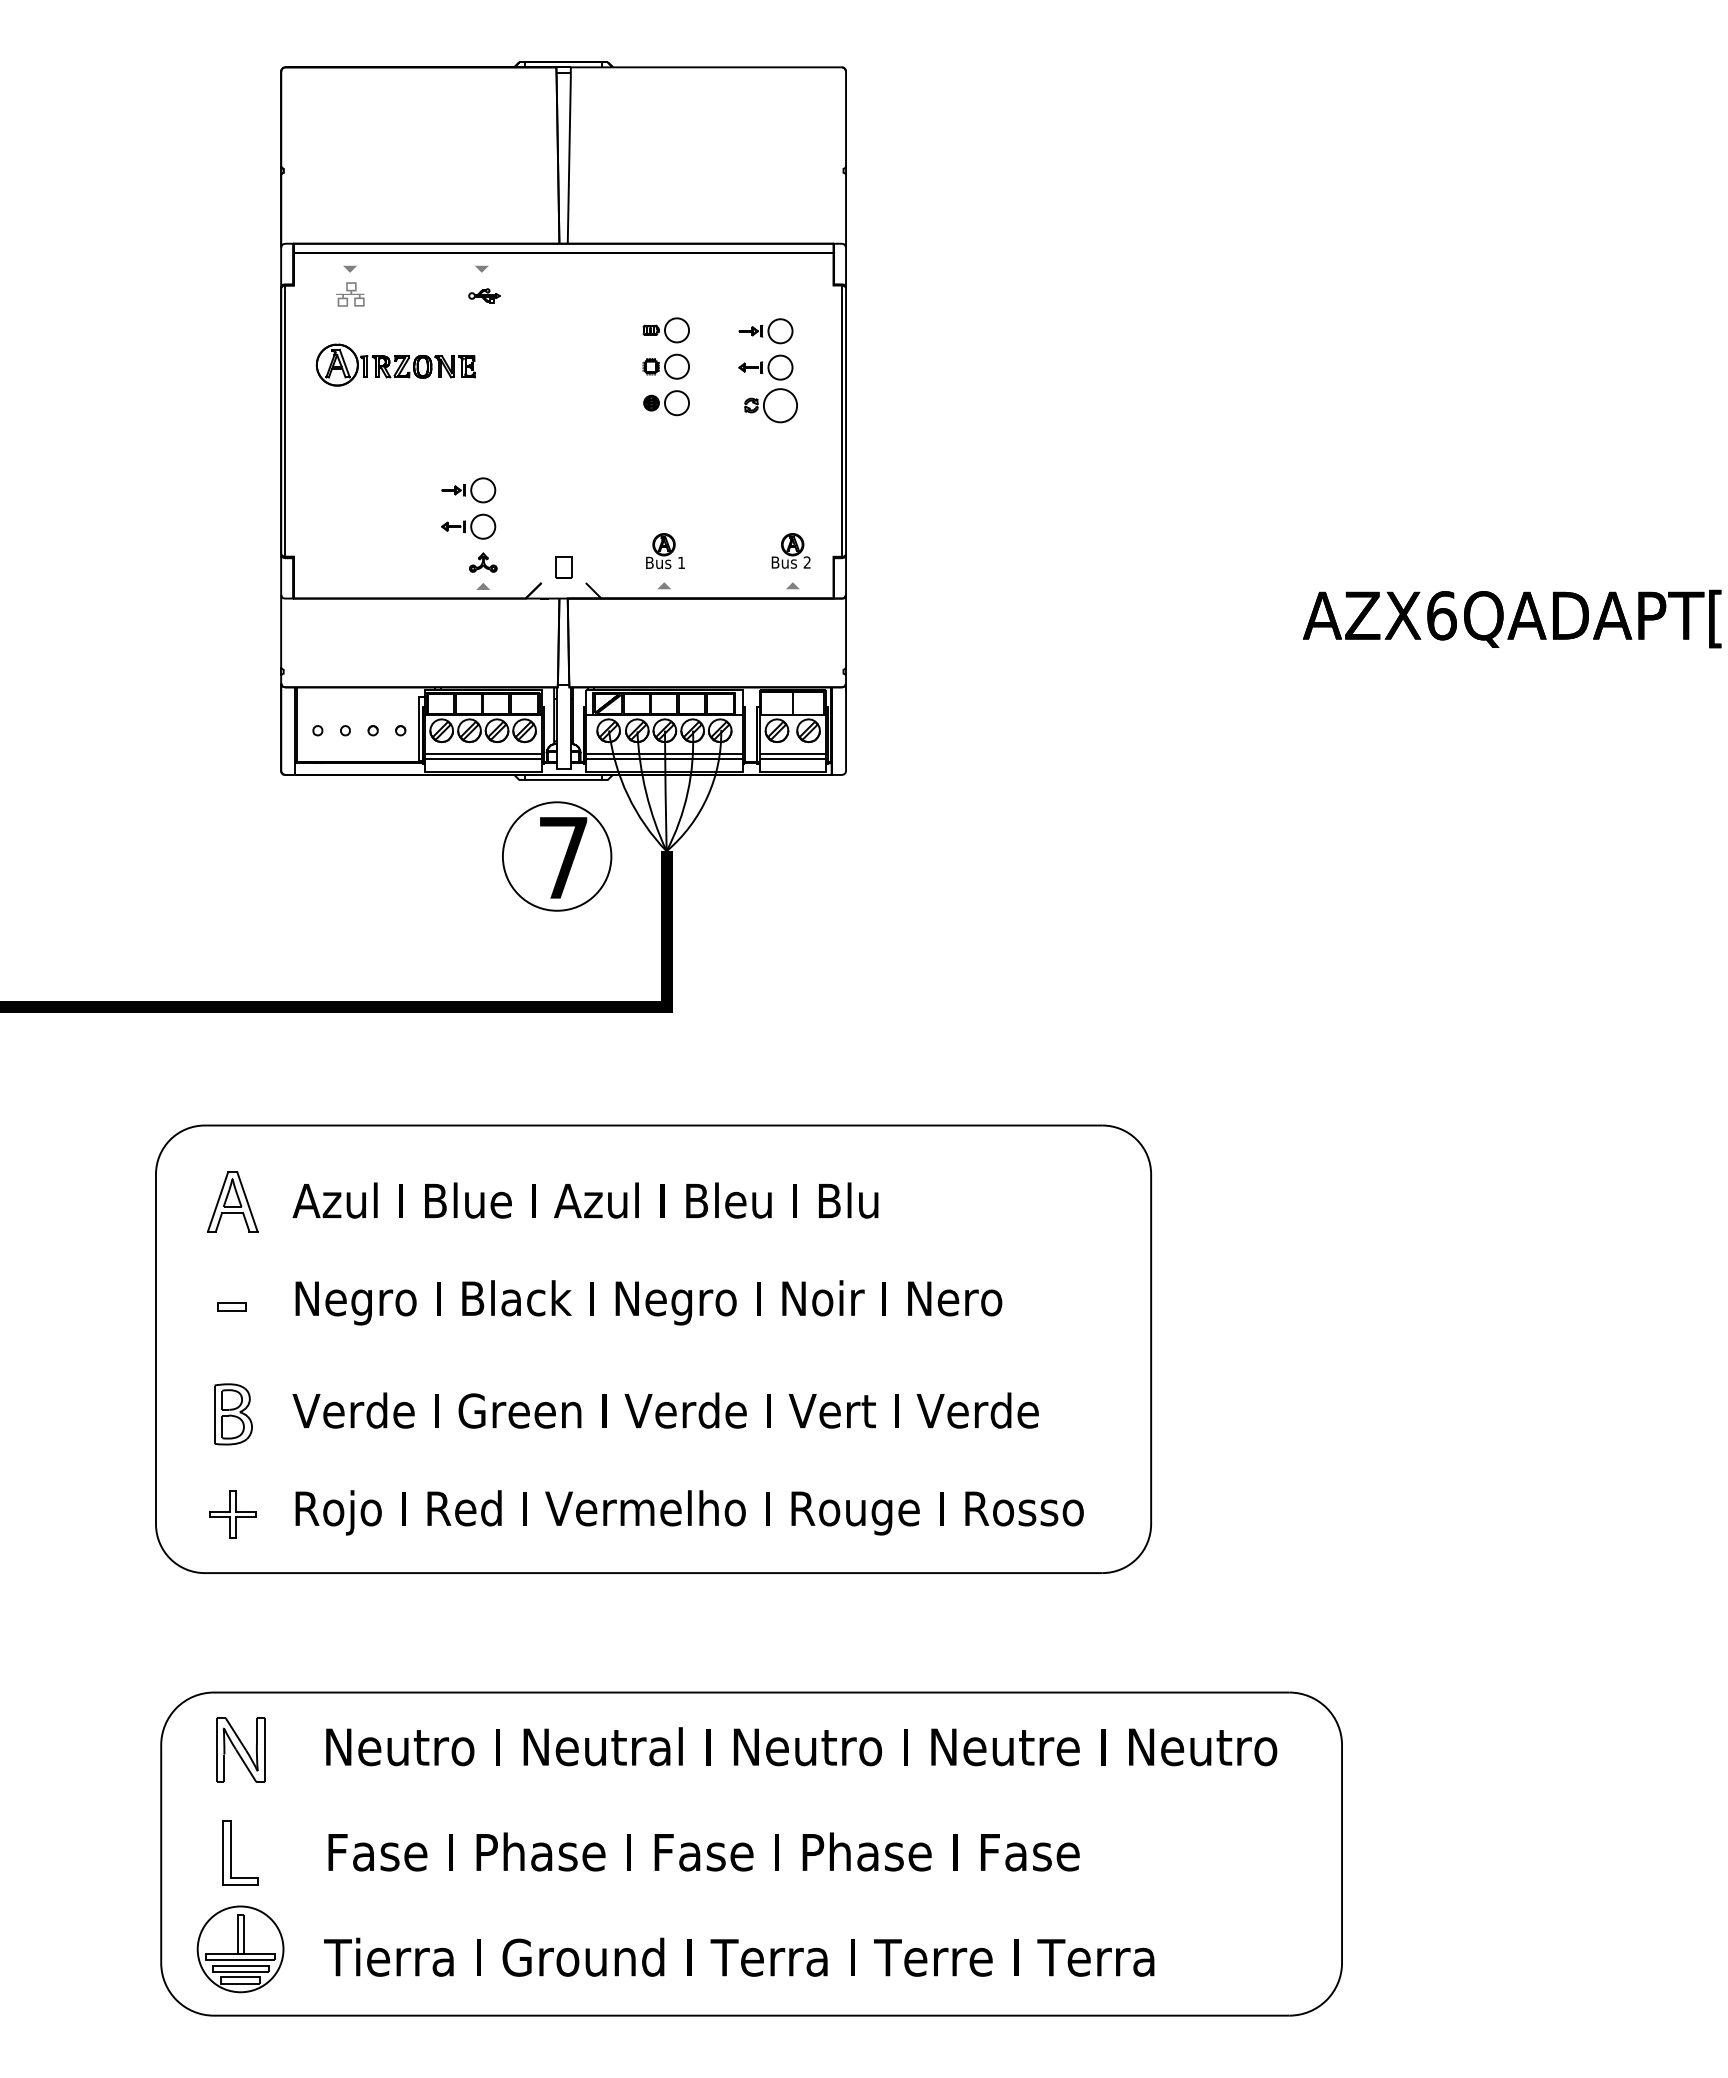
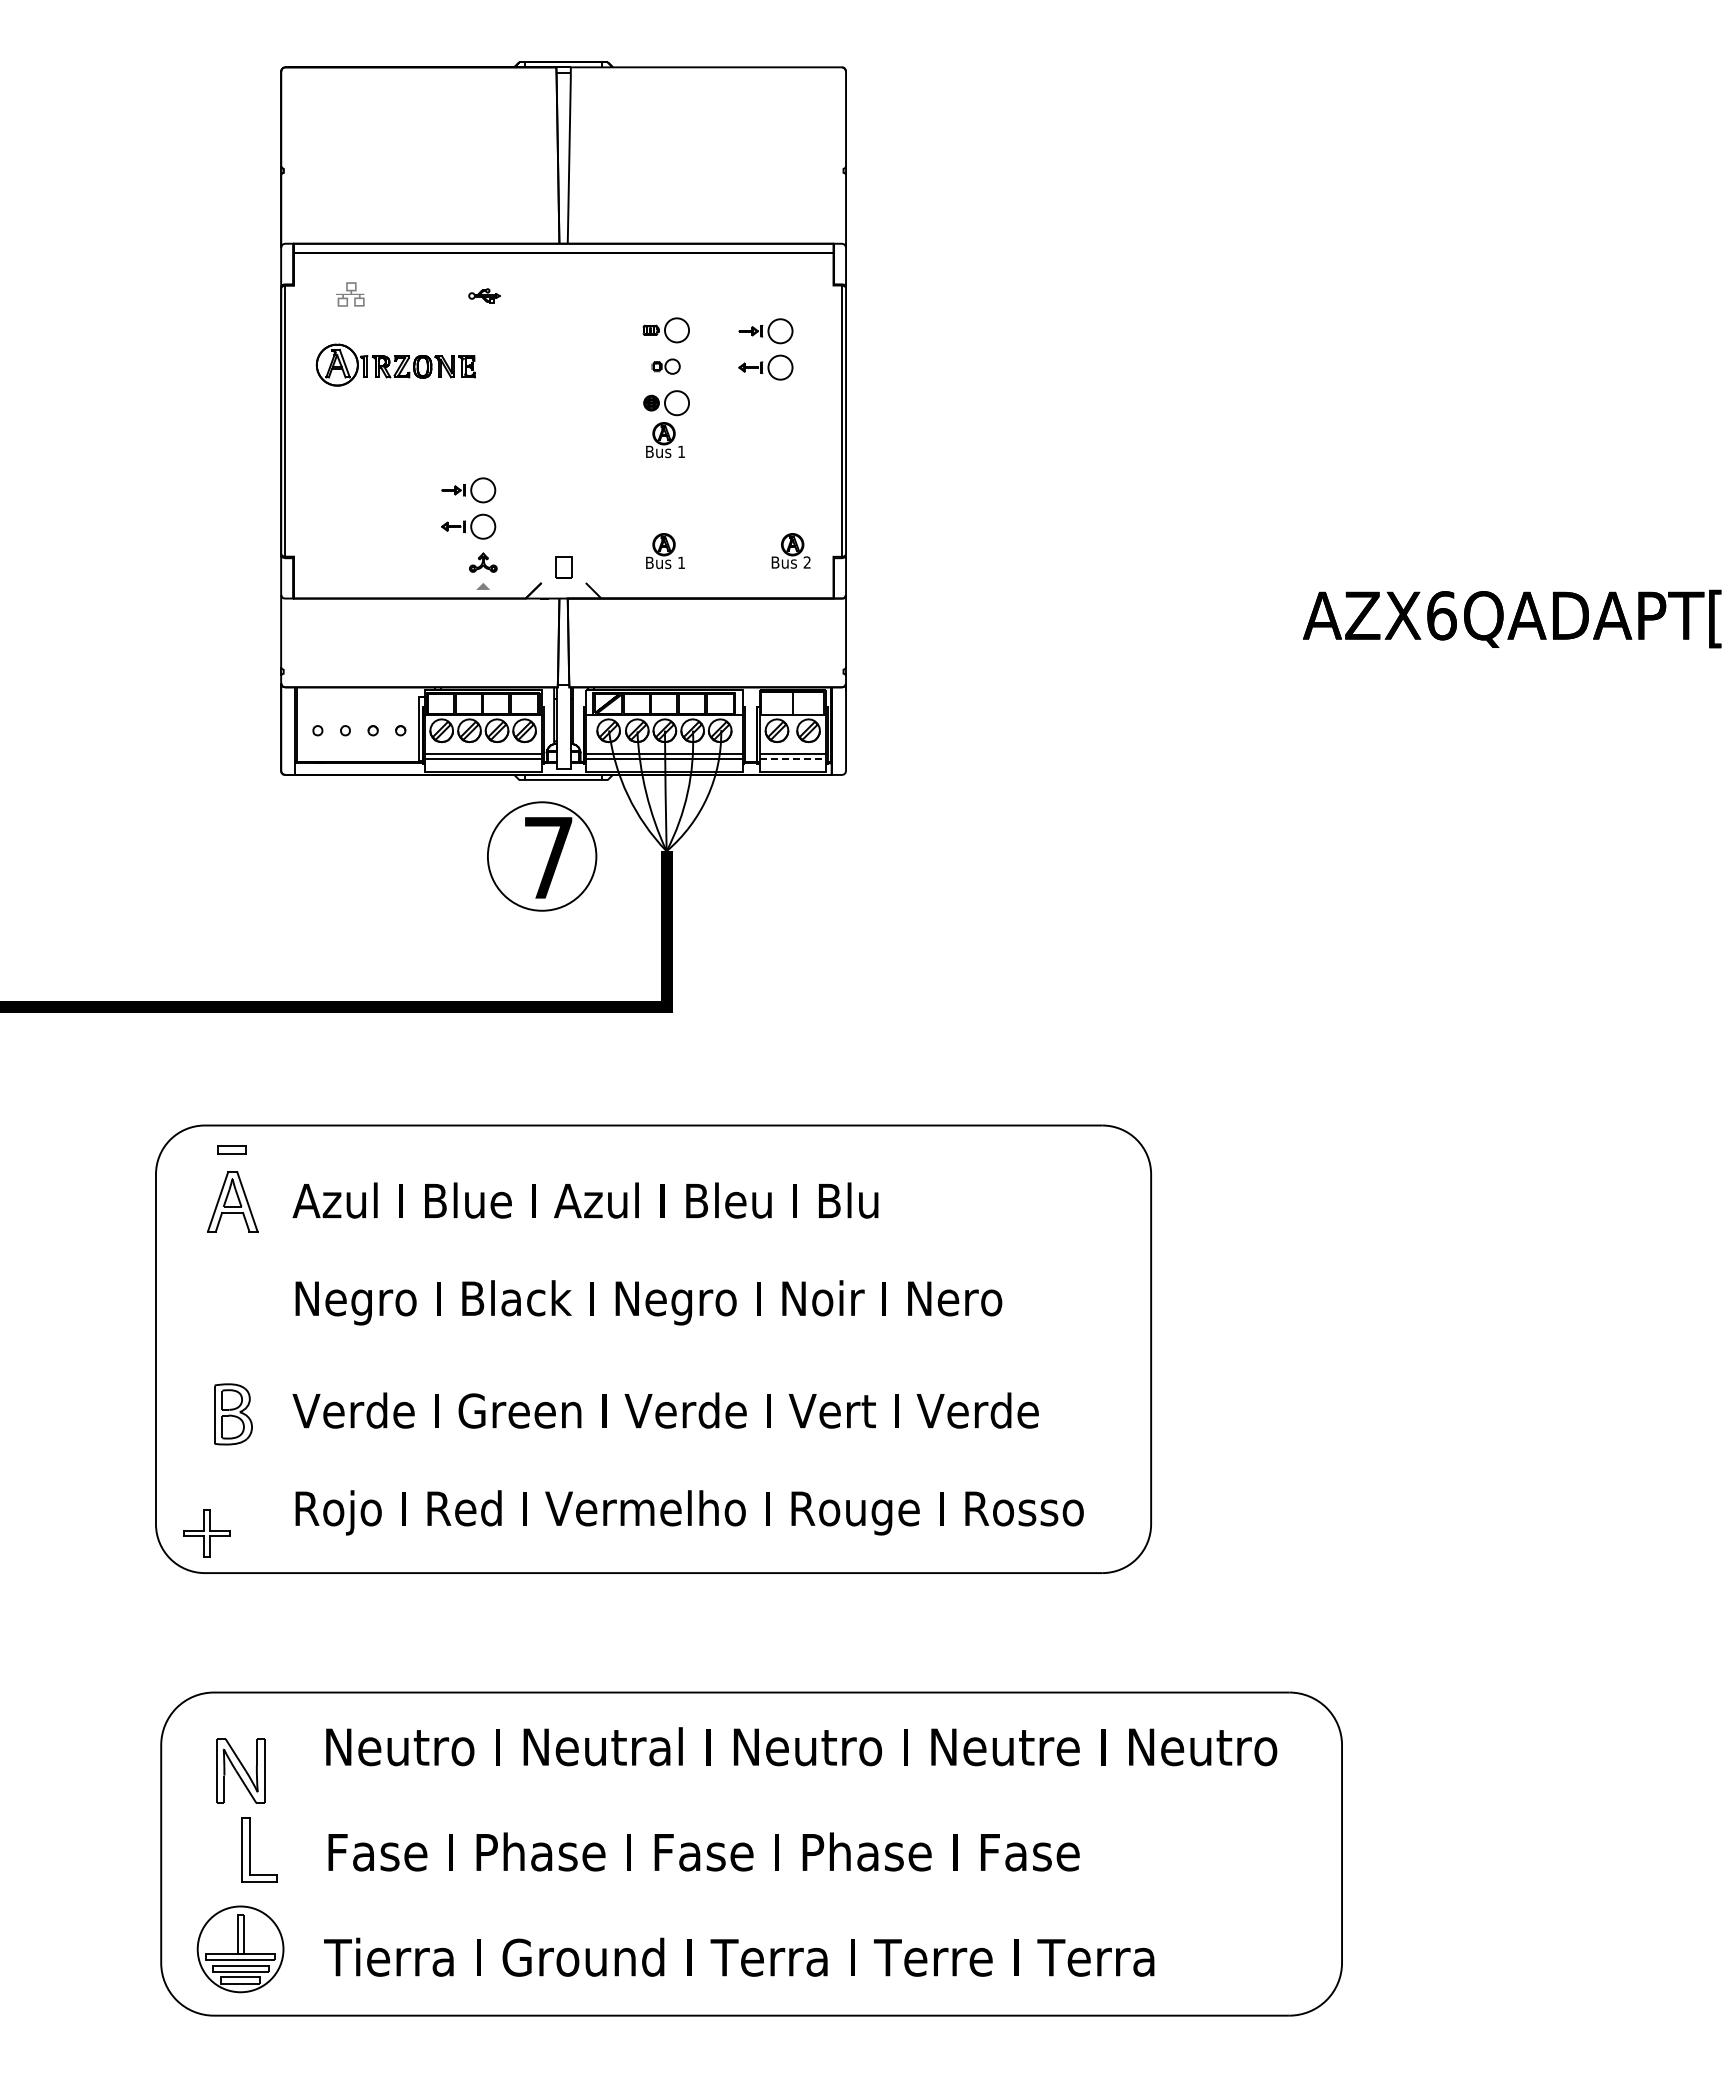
fill: present -> none (350, 268)
fill: present -> none (481, 268)
part size: 48x27 px -> 30x17 px (665, 366)
part: present -> none (770, 405)
part: none -> present (665, 440)
fill: present -> none (664, 585)
fill: present -> none (792, 585)
line: solid -> dashed (793, 759)
part position: (557, 856) -> (542, 856) (542, 856)
part position: (231, 1306) -> (231, 1149) (231, 1149)
part position: (232, 1514) -> (206, 1533) (206, 1533)
part position: (240, 1749) -> (240, 1770) (240, 1770)
part position: (231, 1852) -> (250, 1849) (250, 1849)
